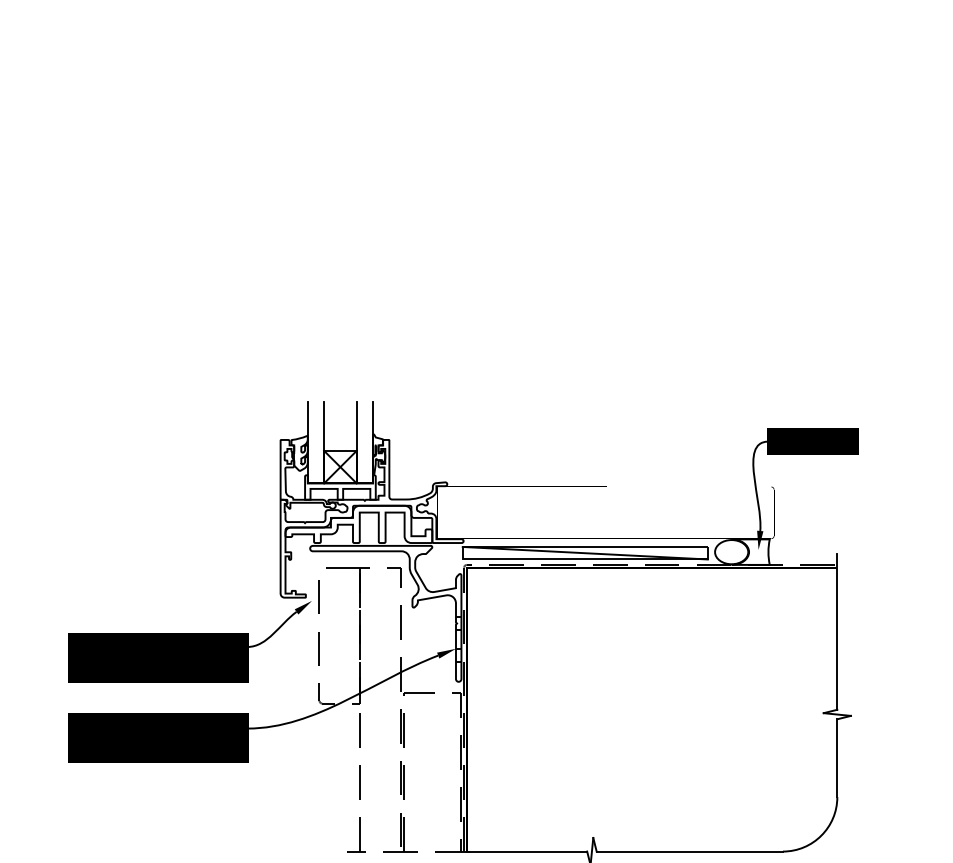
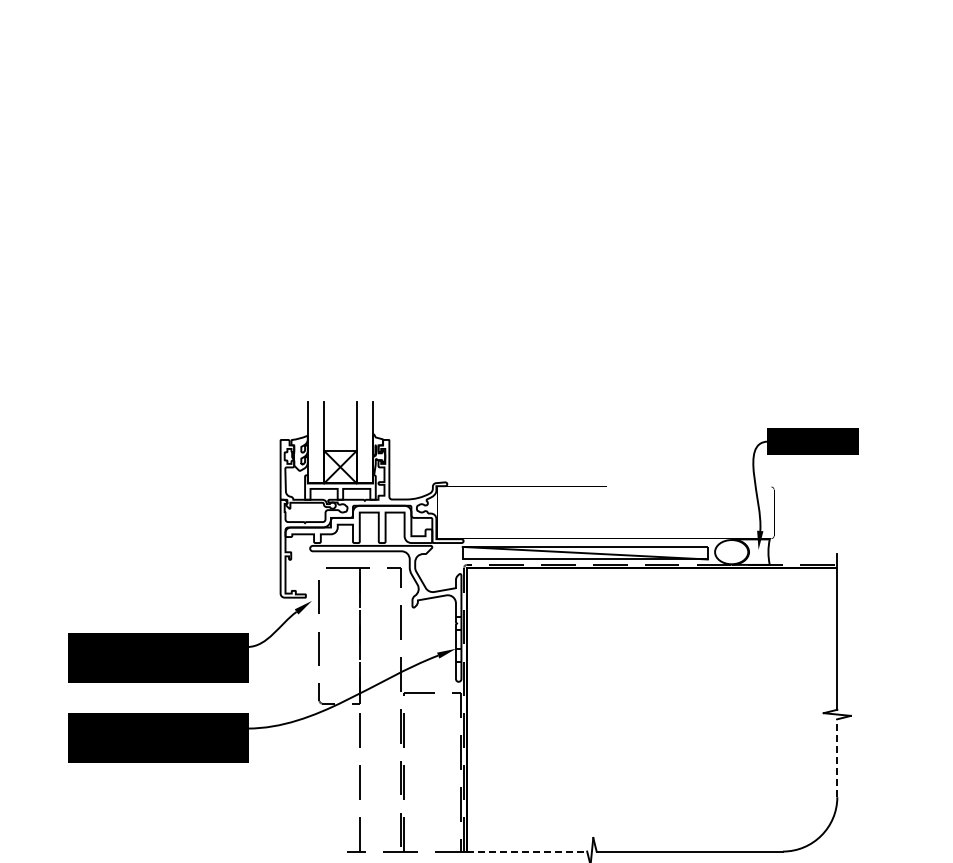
line: solid -> dashed (837, 758)
line: solid -> dashed (527, 851)
